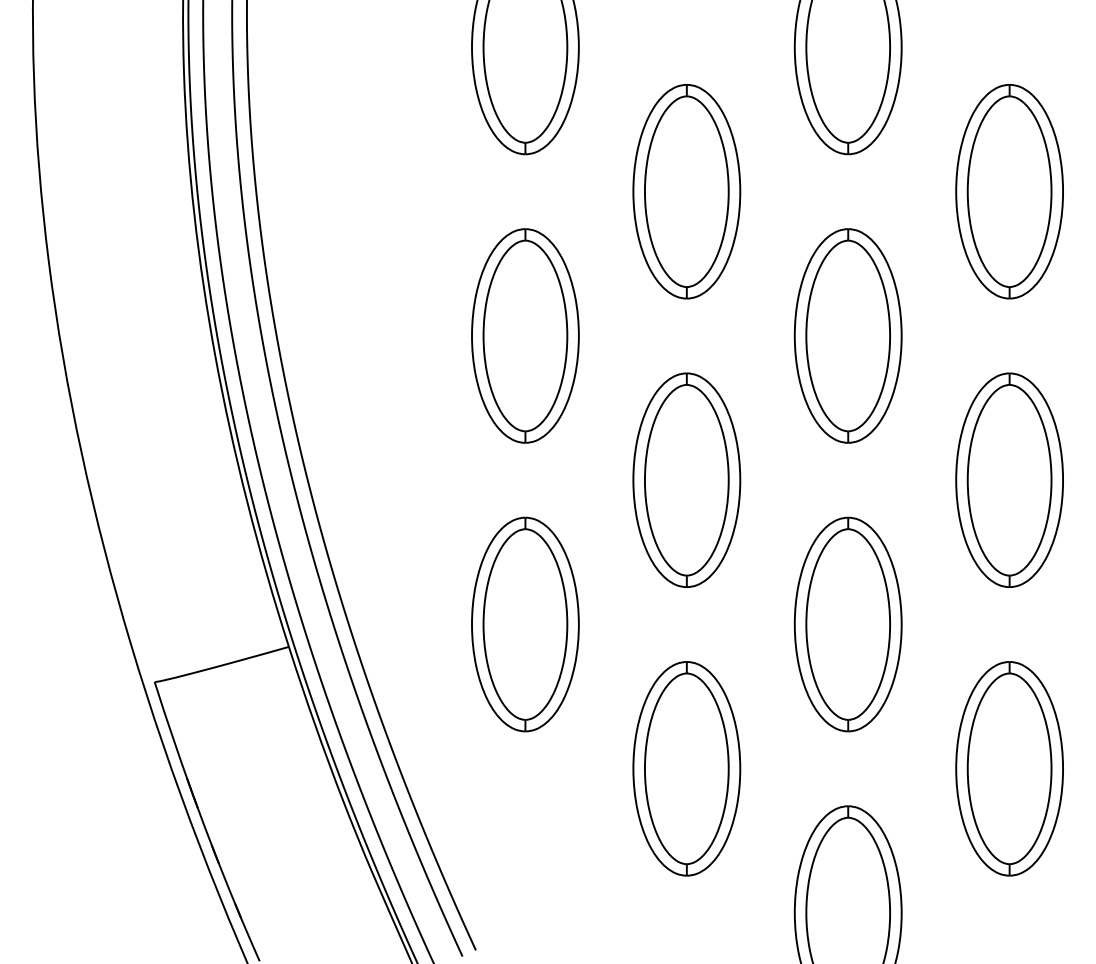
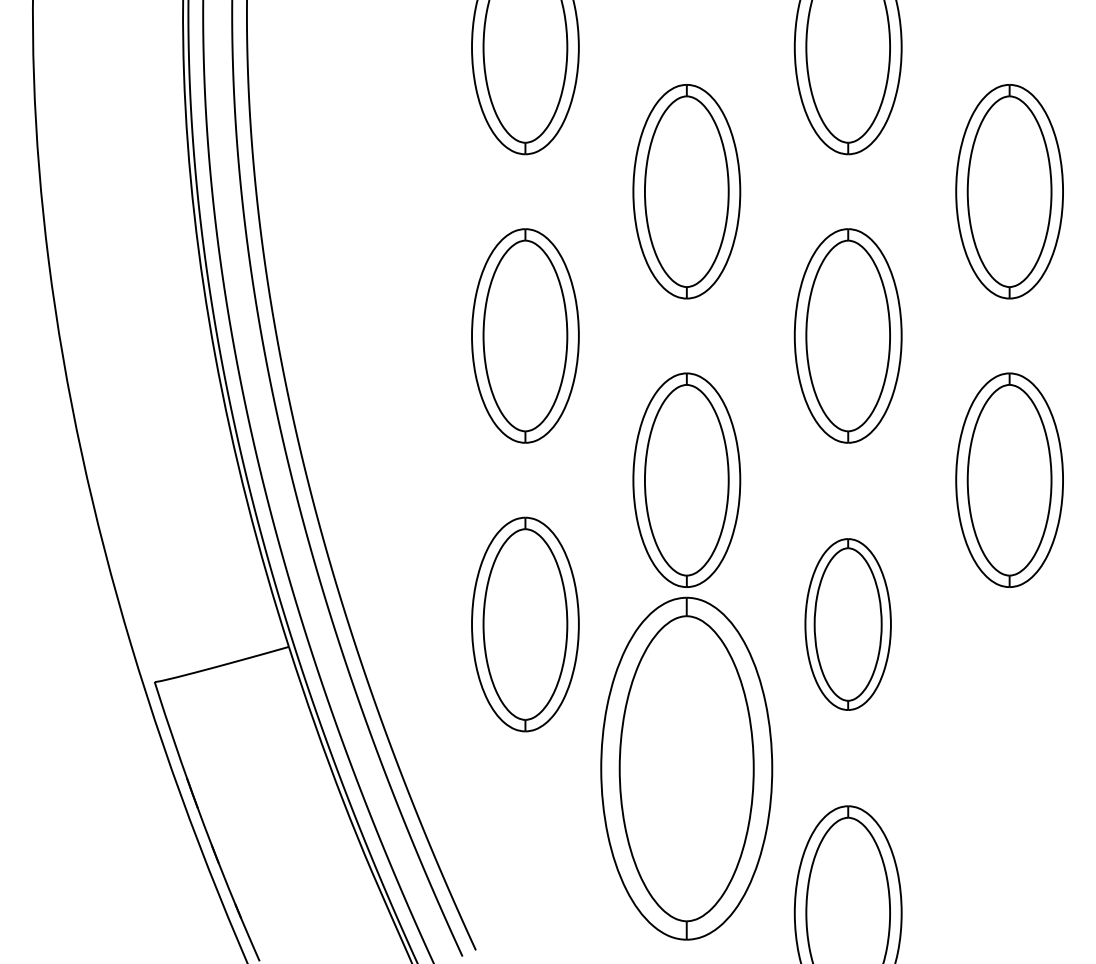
part size: 110x217 px -> 88x173 px (847, 624)
part size: 110x216 px -> 174x345 px (686, 768)
part: present -> none (1009, 768)
